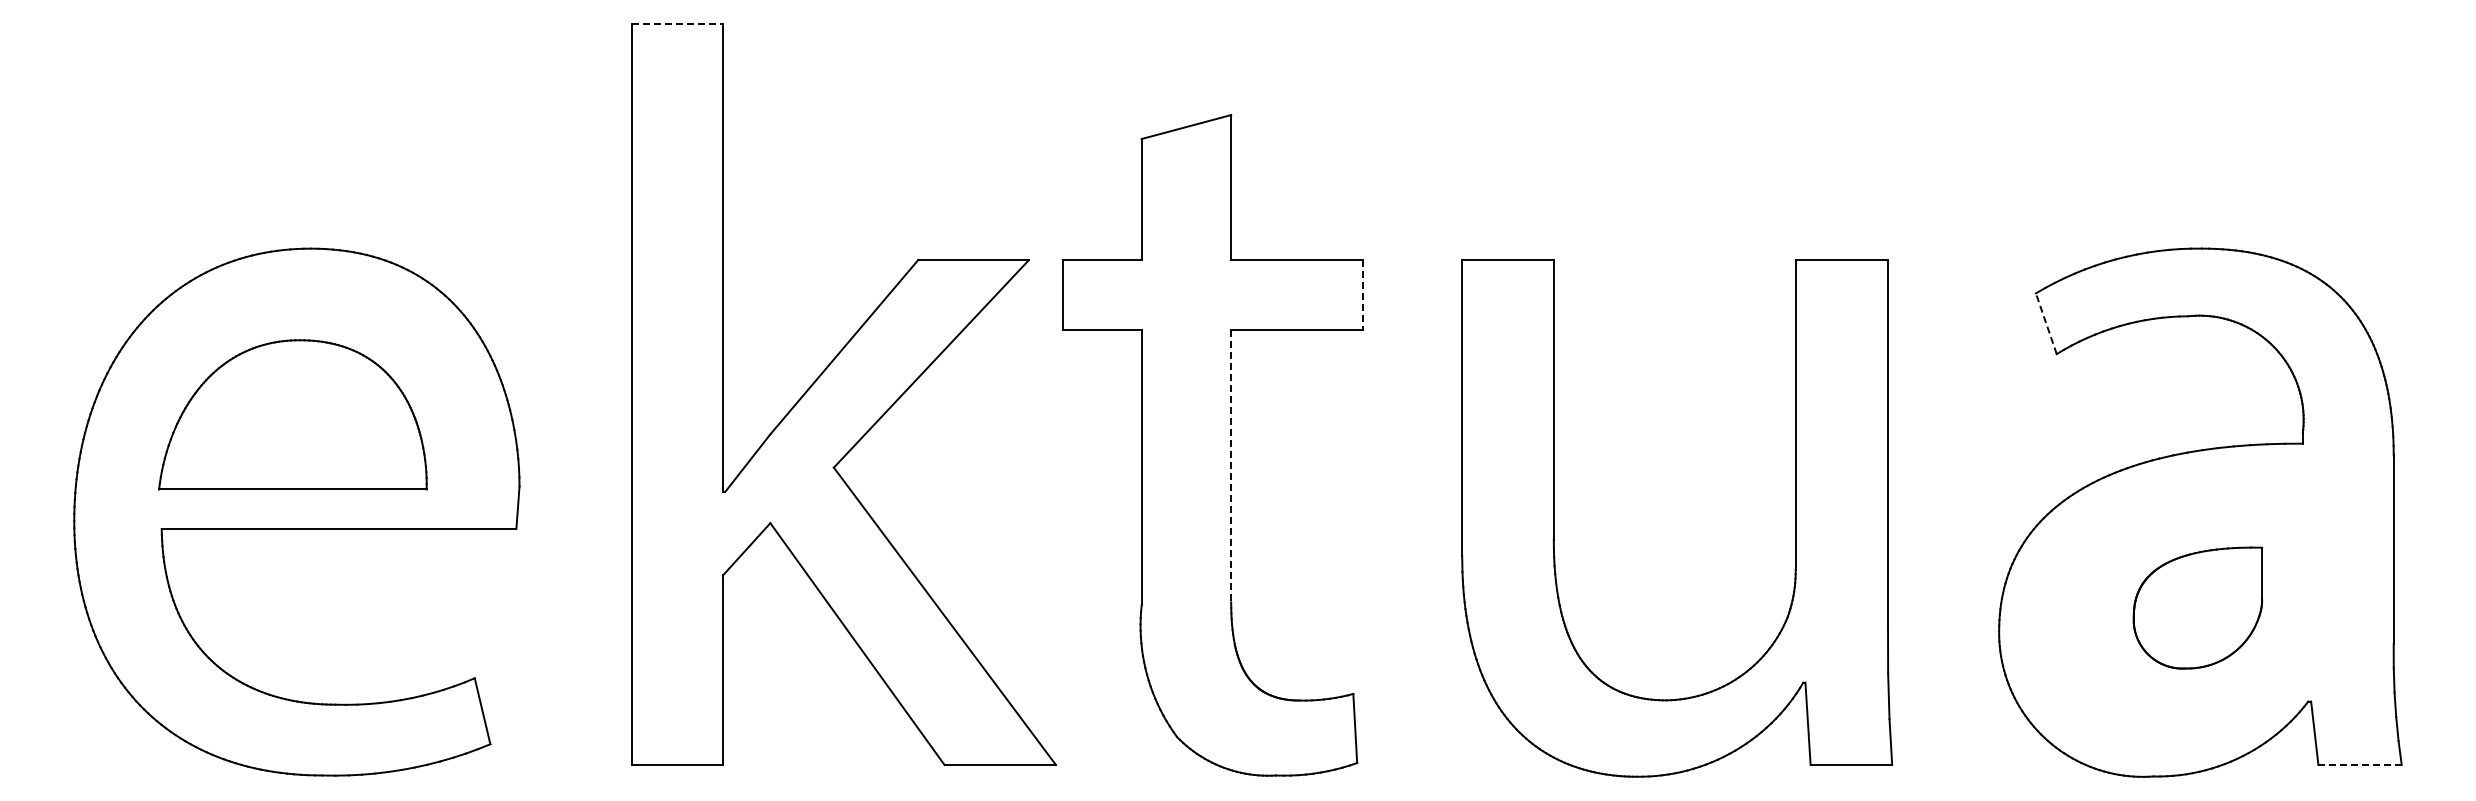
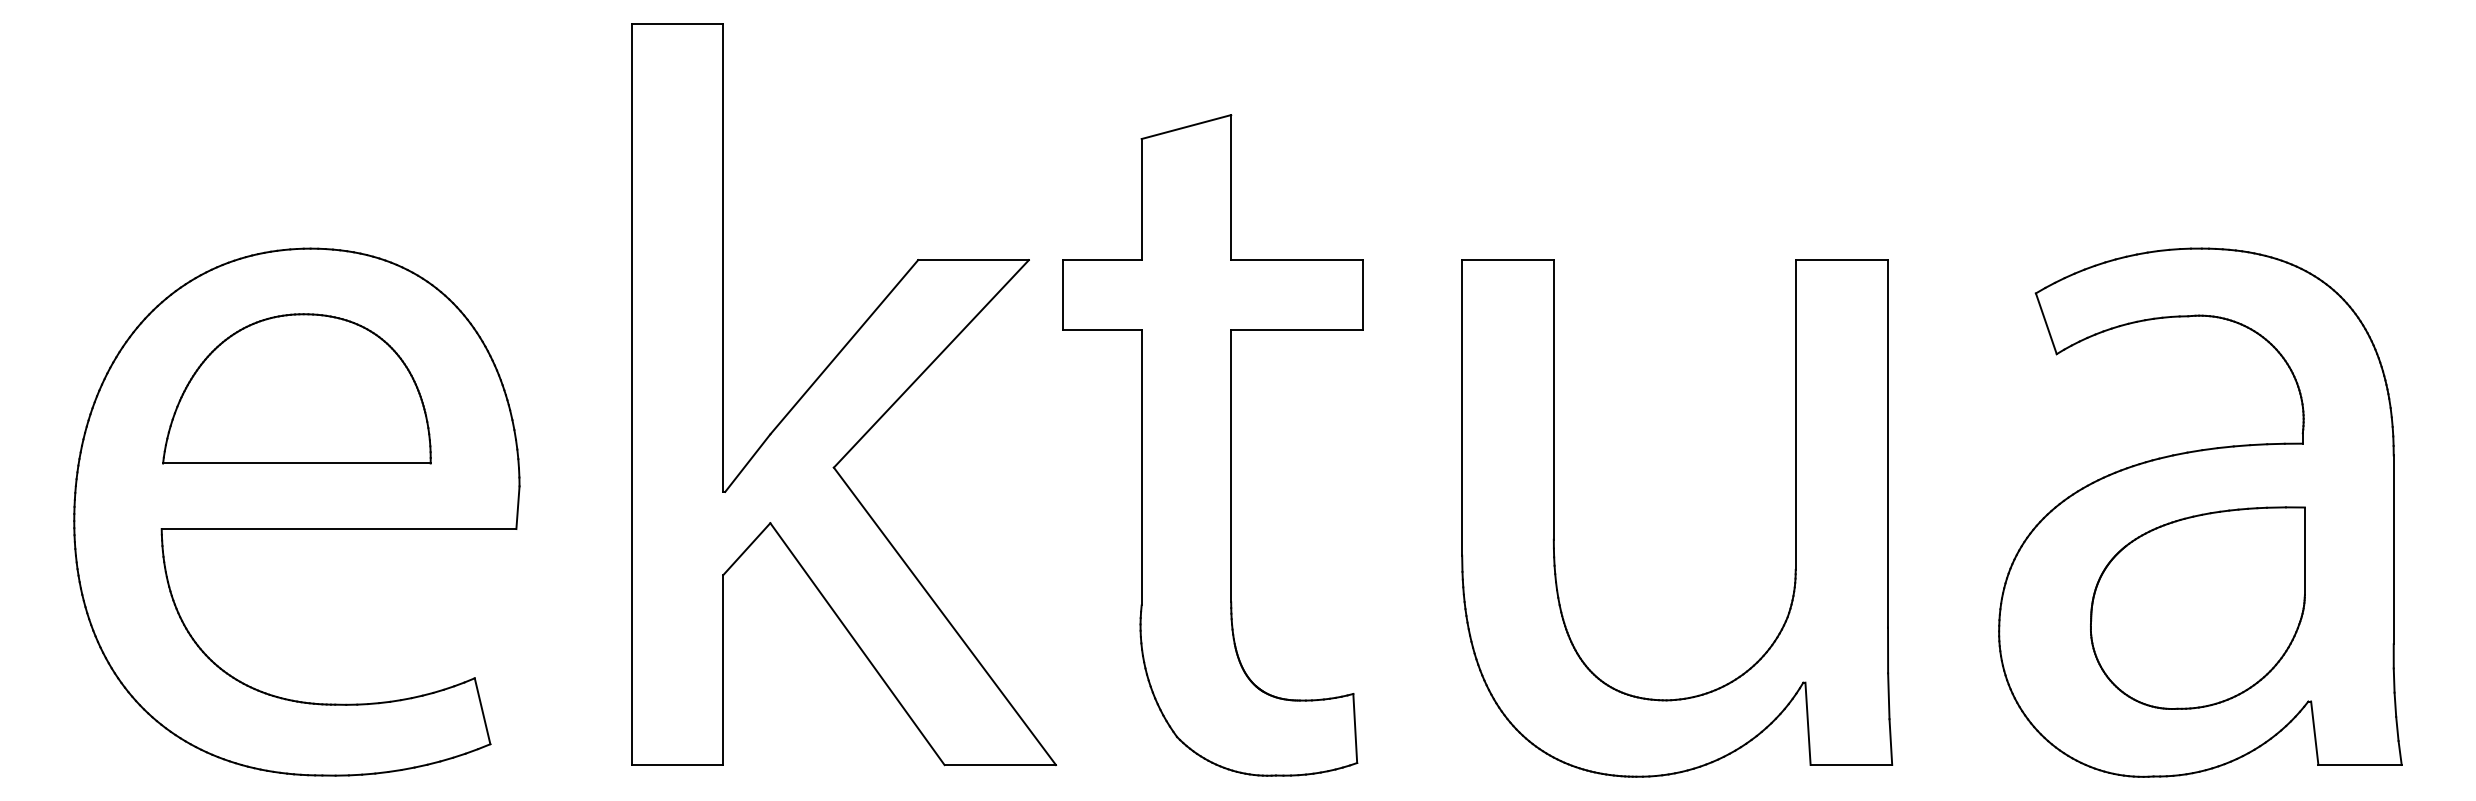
line: dashed -> solid (678, 24)
line: dashed -> solid (1362, 295)
line: dashed -> solid (2046, 323)
part position: (292, 414) -> (296, 388) (296, 388)
line: dashed -> solid (1231, 466)
part size: 132x124 px -> 216x204 px (2197, 607)
line: dashed -> solid (2360, 765)
